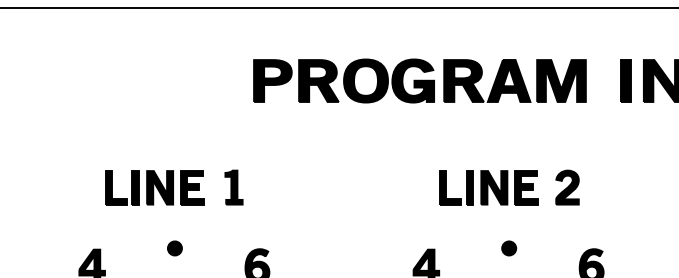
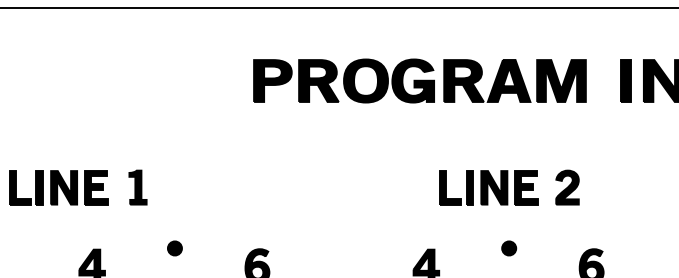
part position: (174, 187) -> (78, 187) (78, 187)
